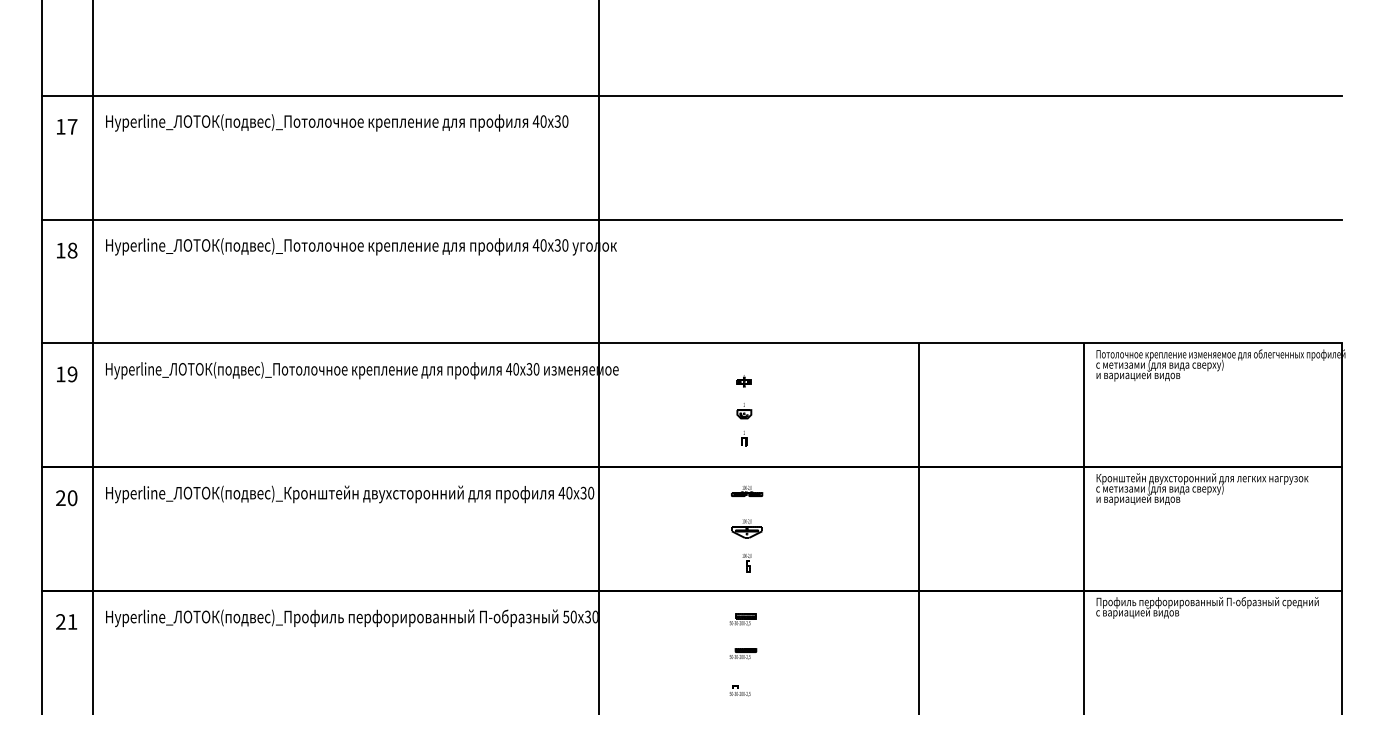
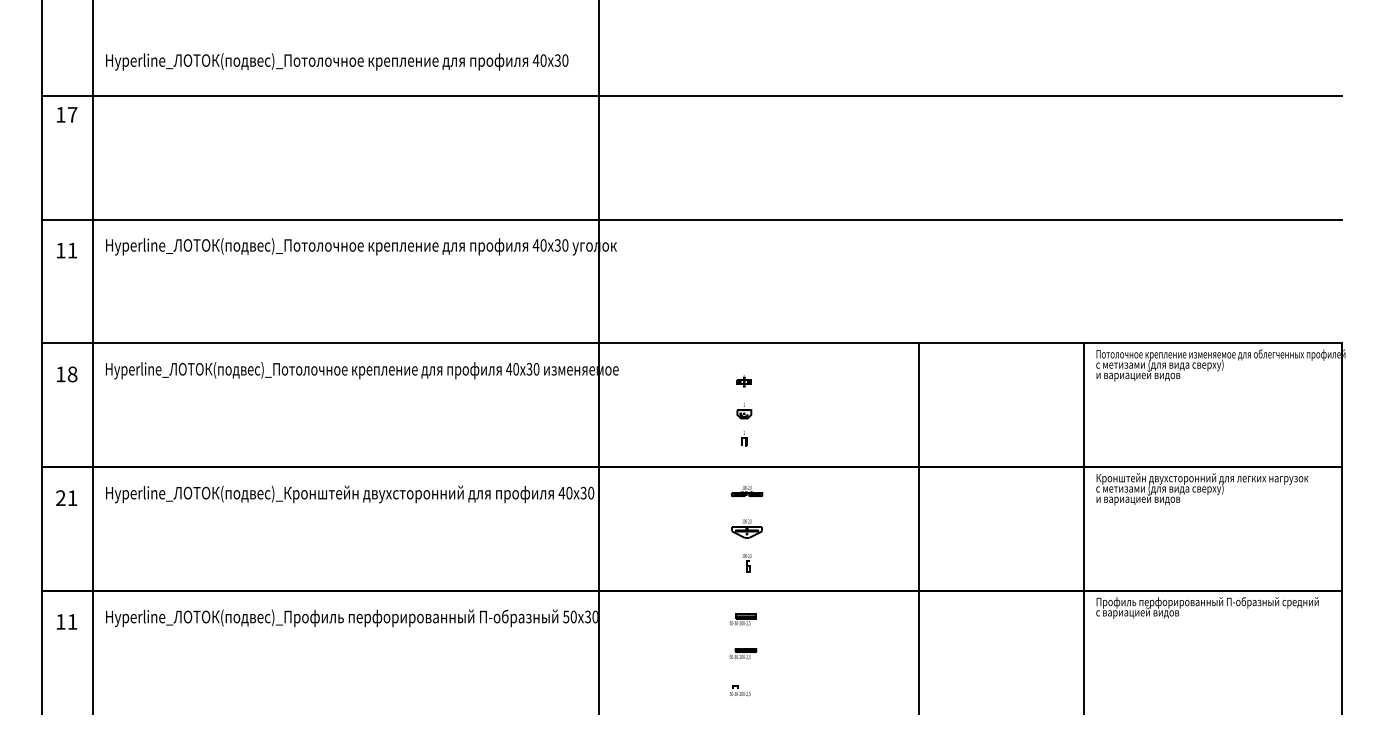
text position: (337, 122) -> (337, 61) (337, 61)
text position: (67, 126) -> (67, 114) (67, 114)
text: 18 -> 11 (72, 250)
text: 19 -> 18 (72, 374)
text: 20 -> 21 (72, 498)
text: 21 -> 11 (60, 621)
